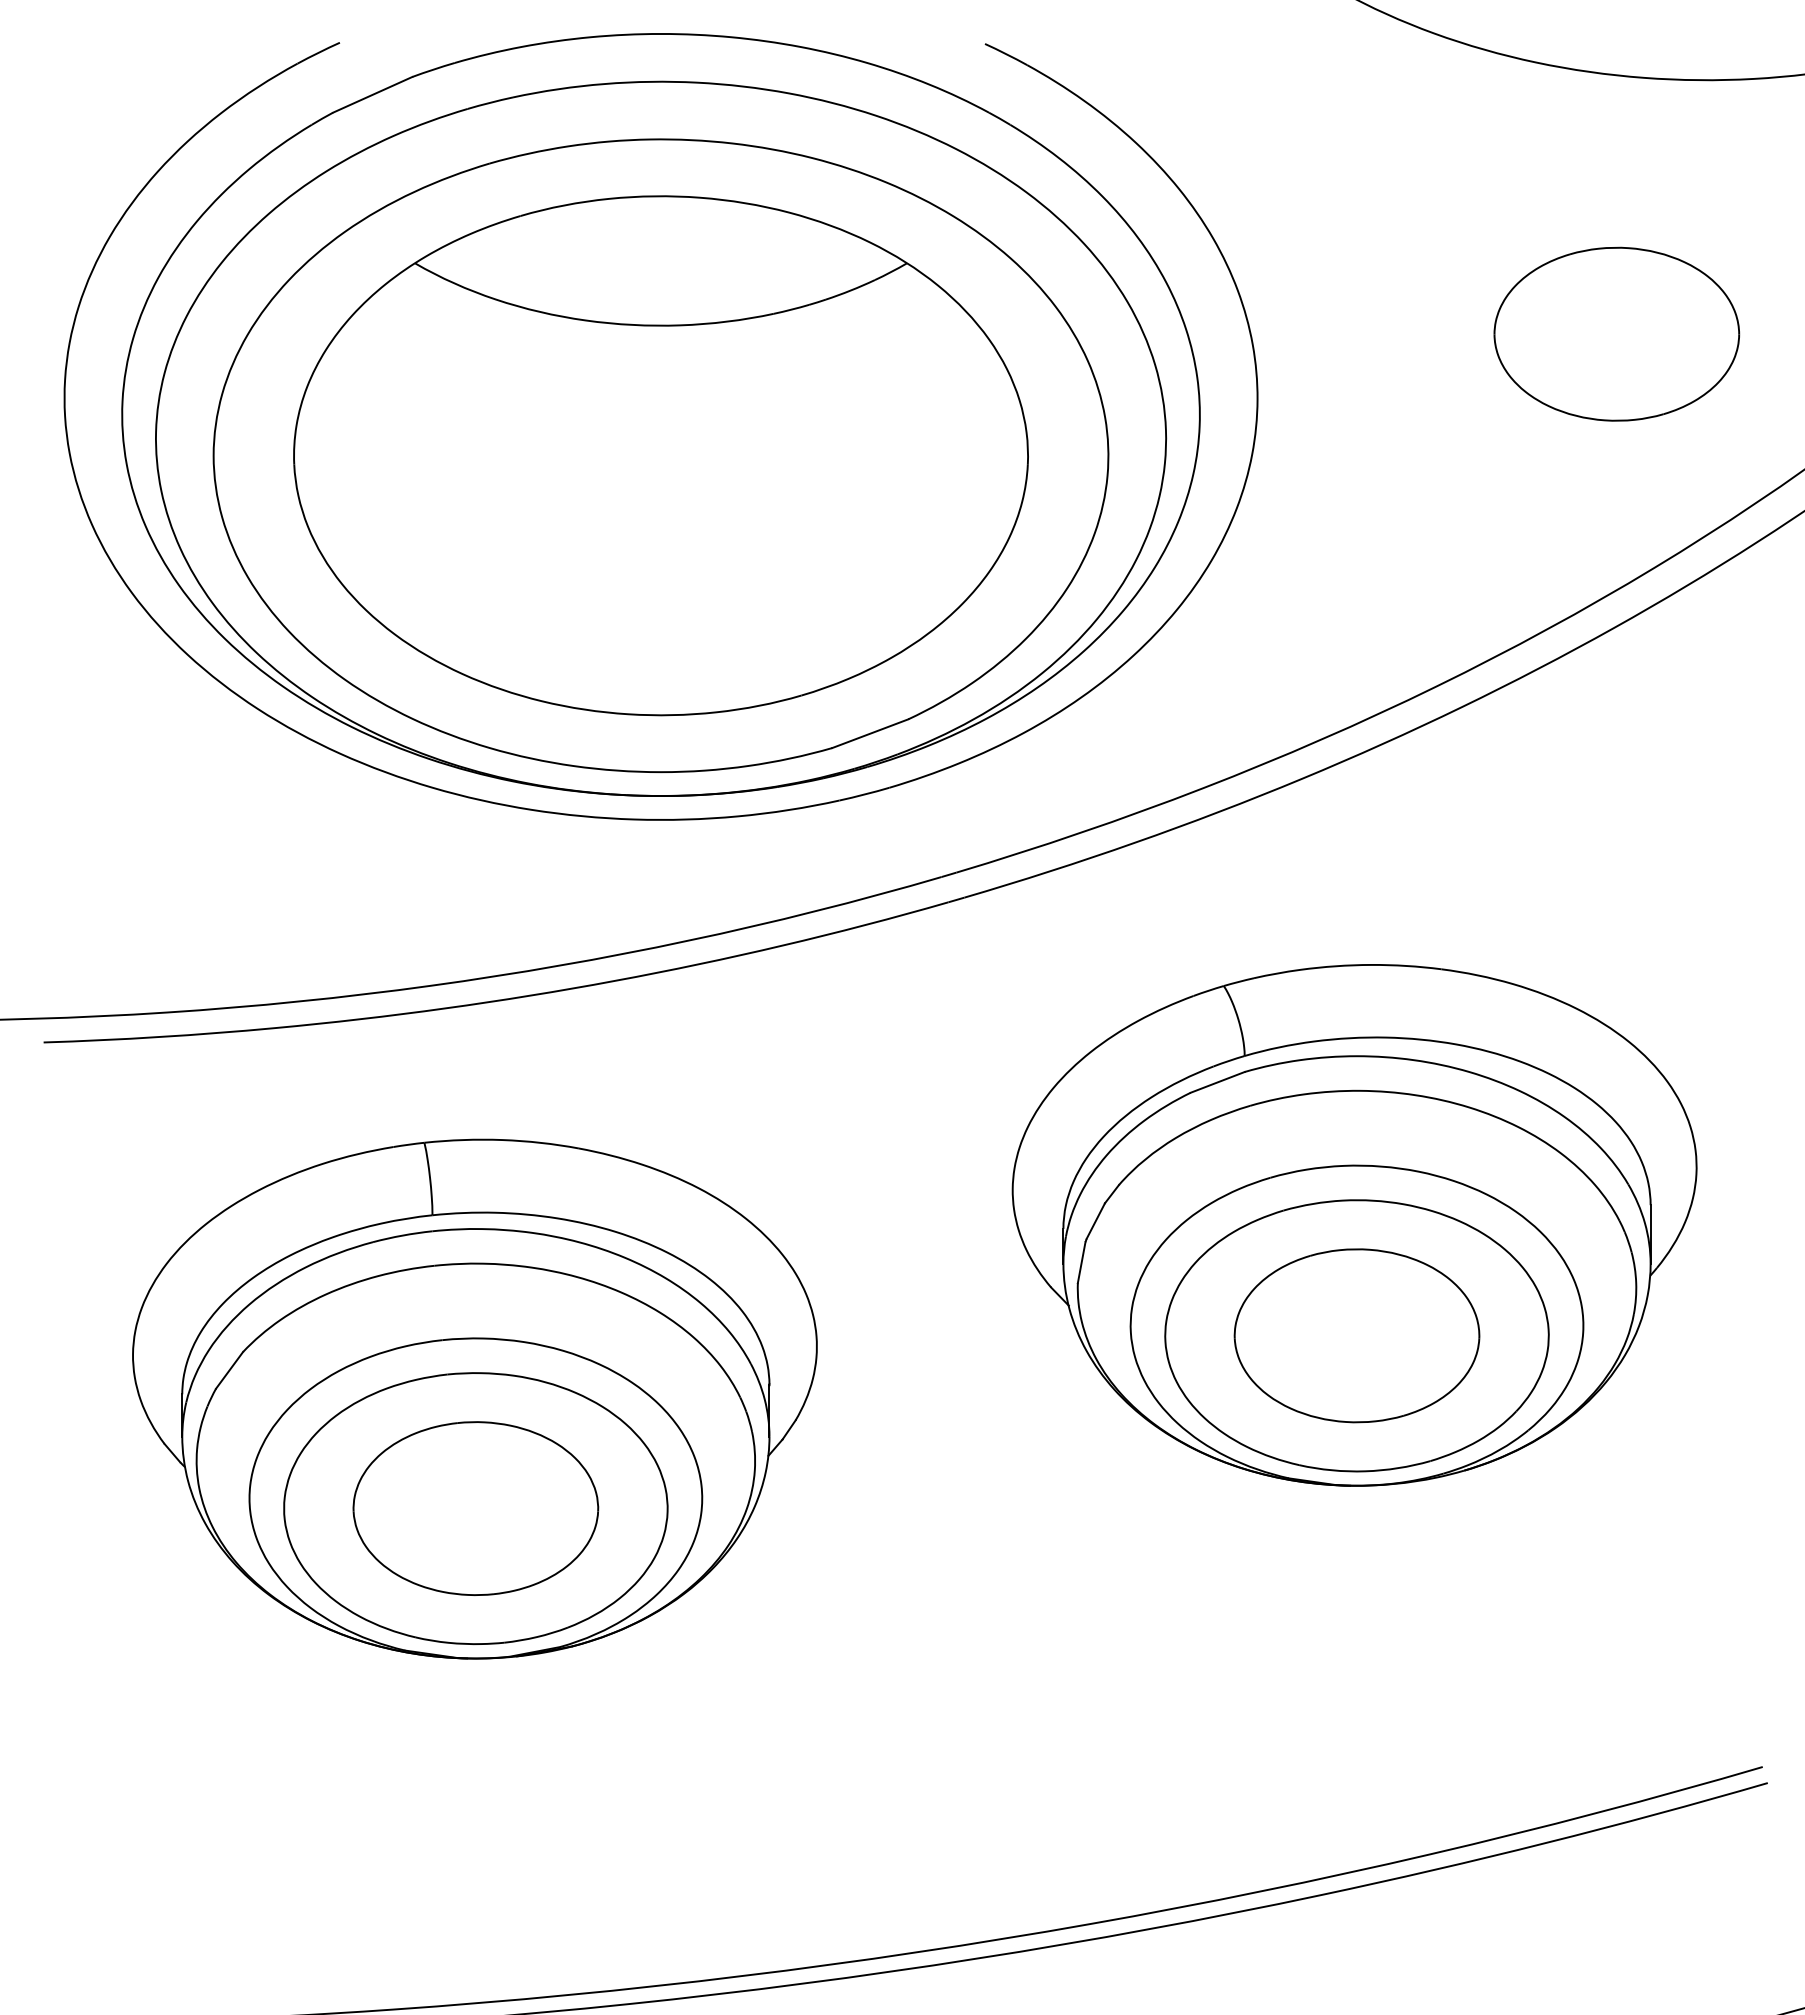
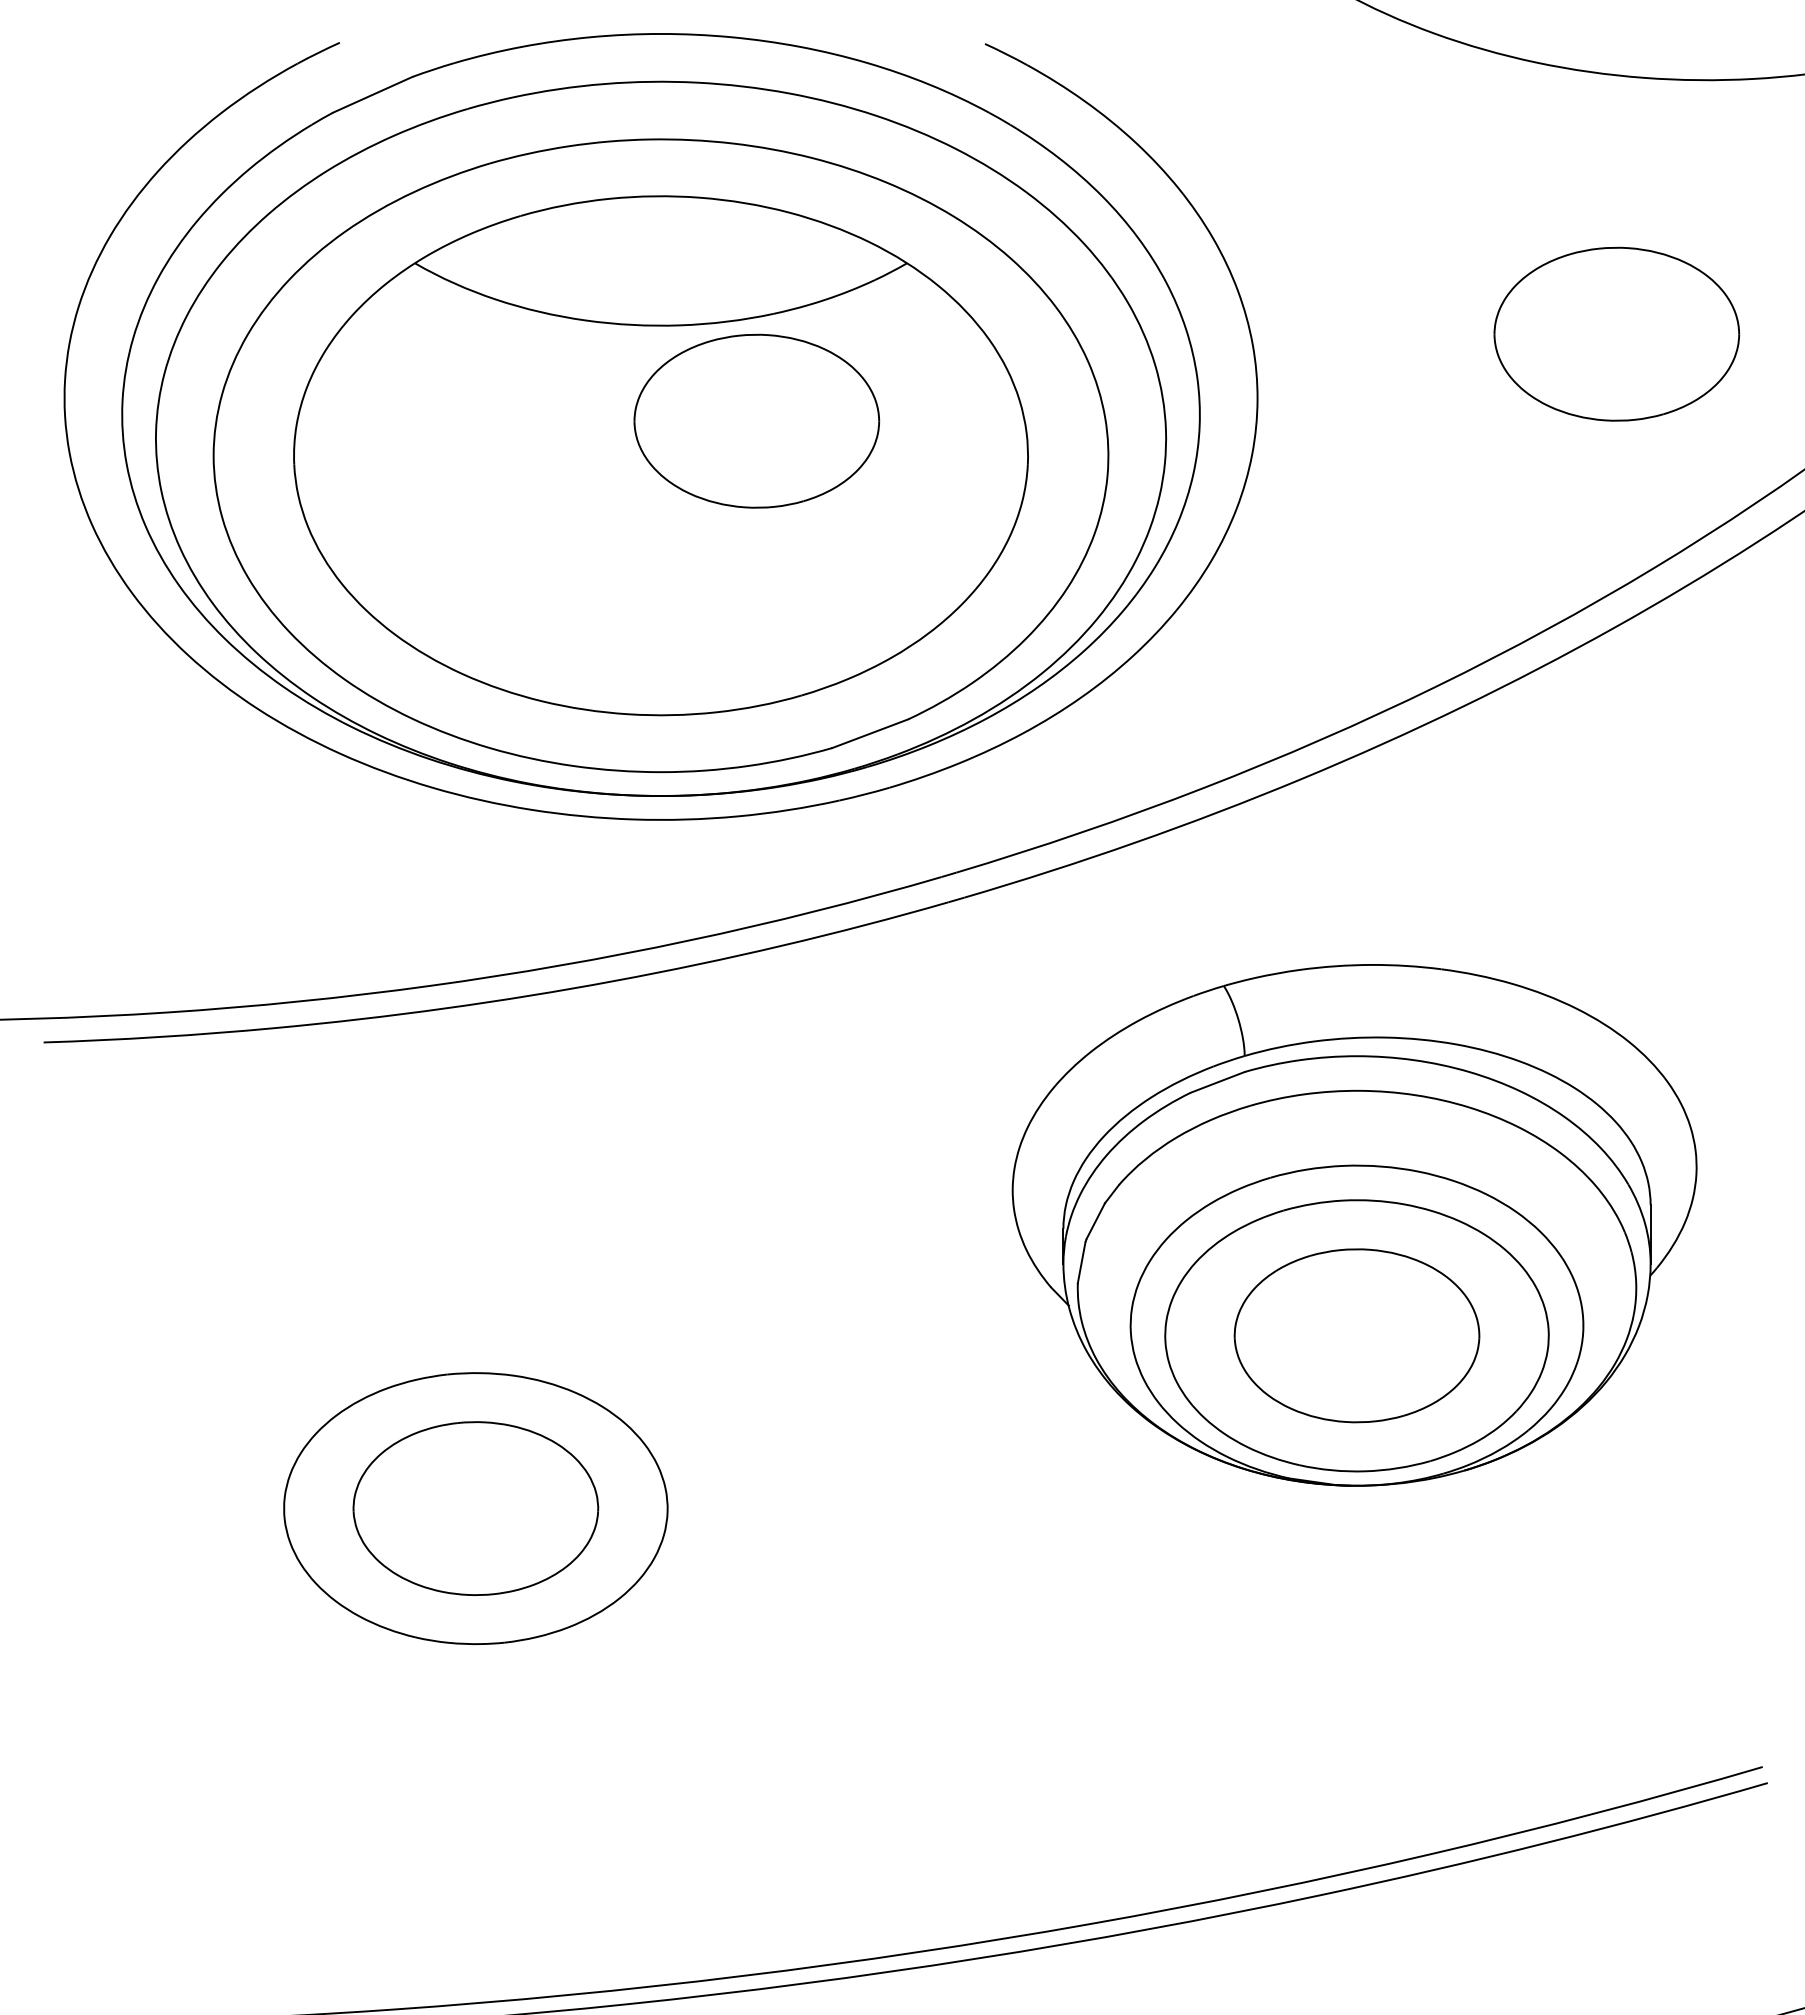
part: none -> present (756, 420)
part: present -> none (474, 1398)
